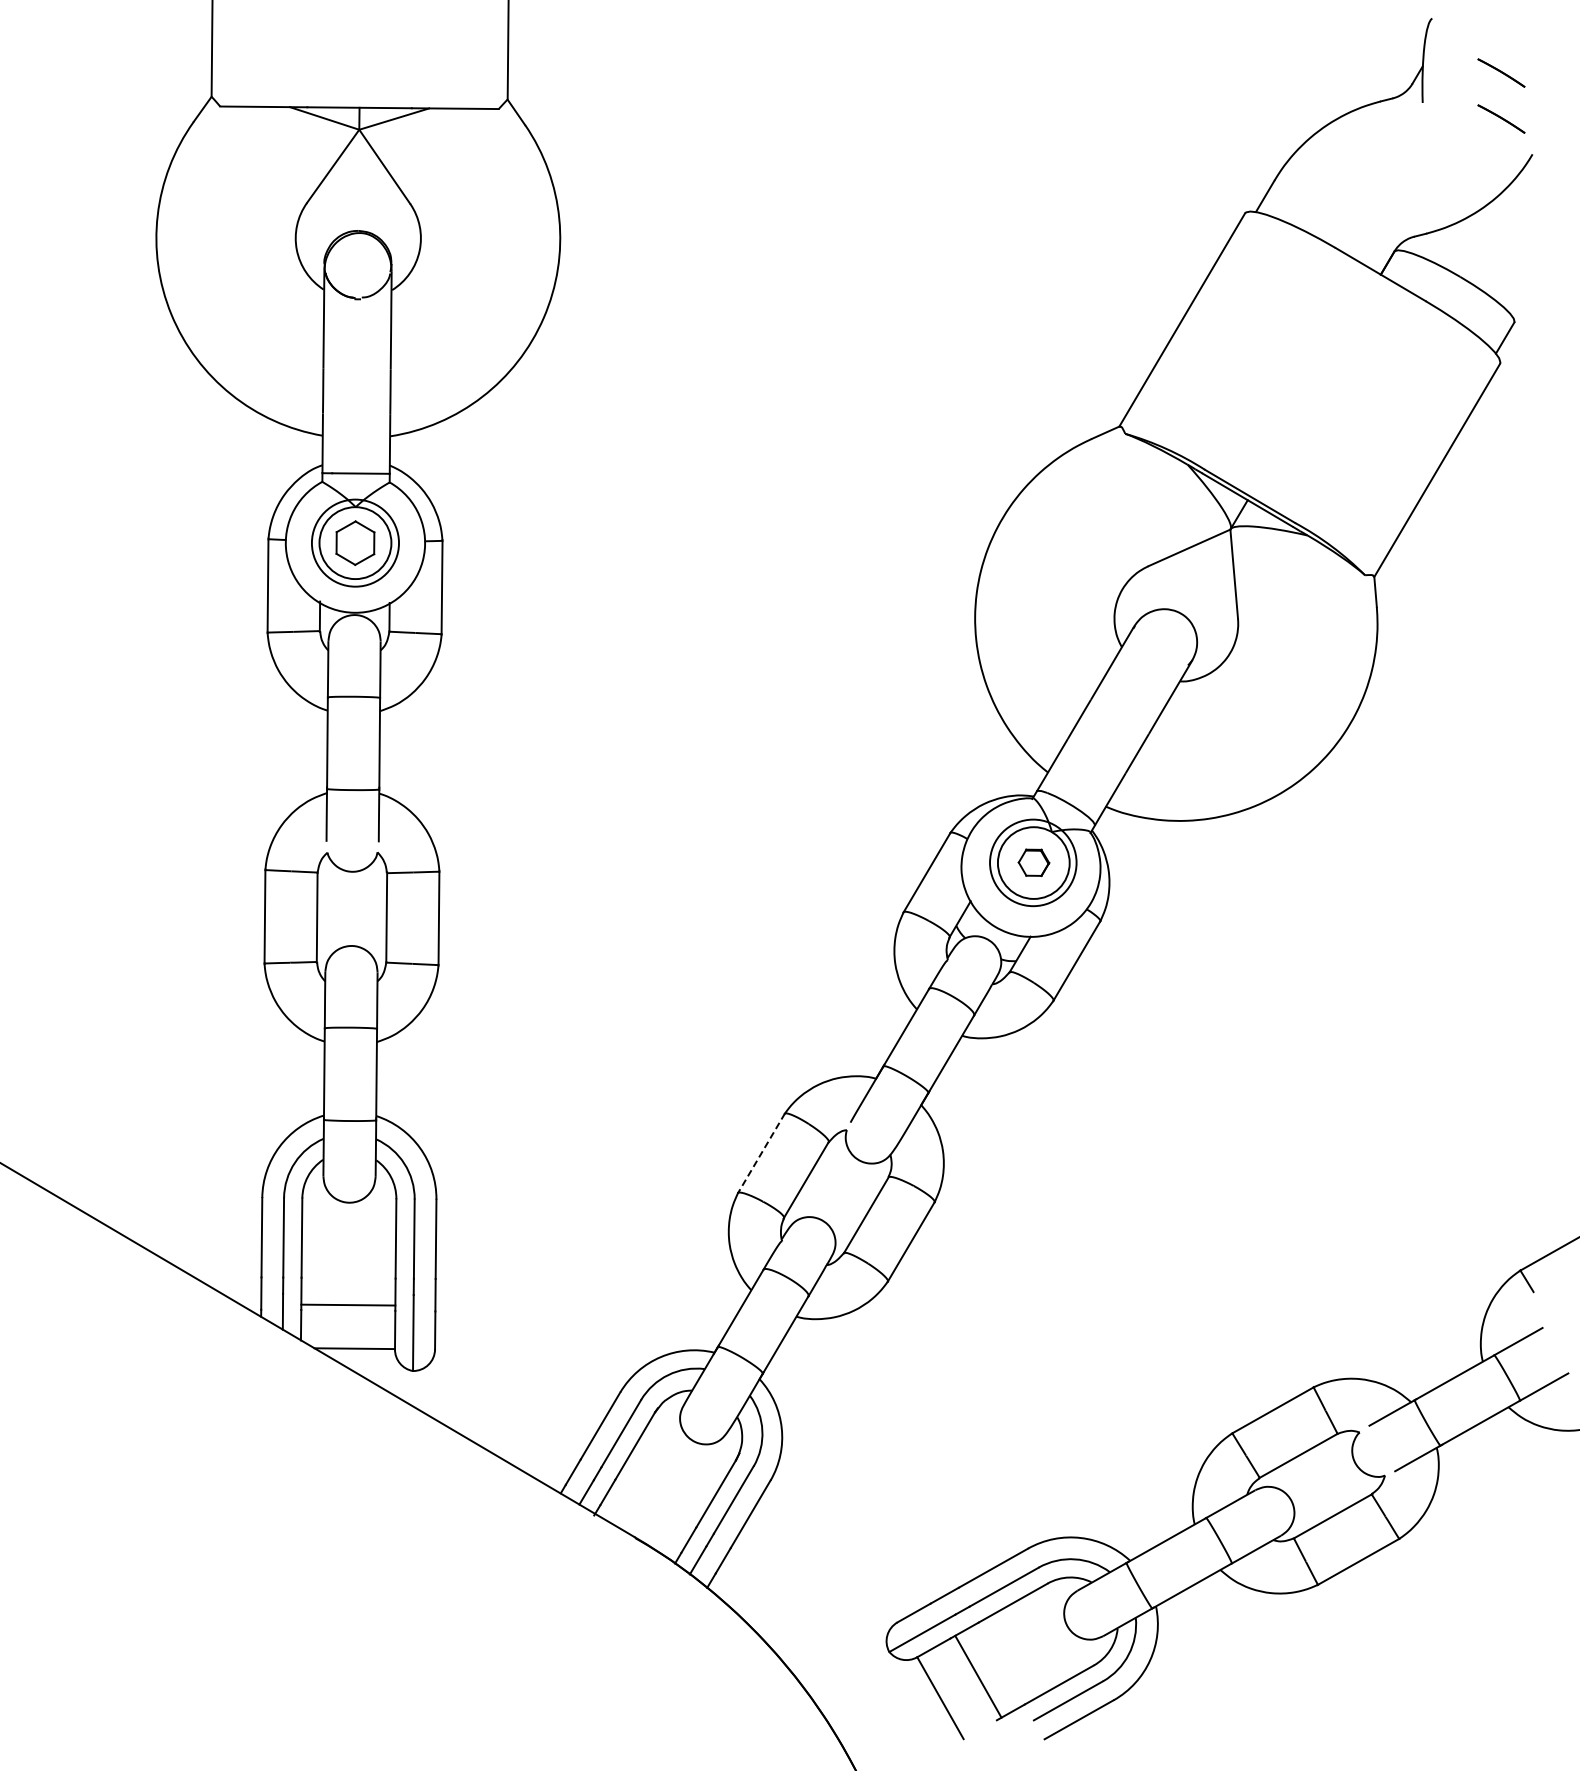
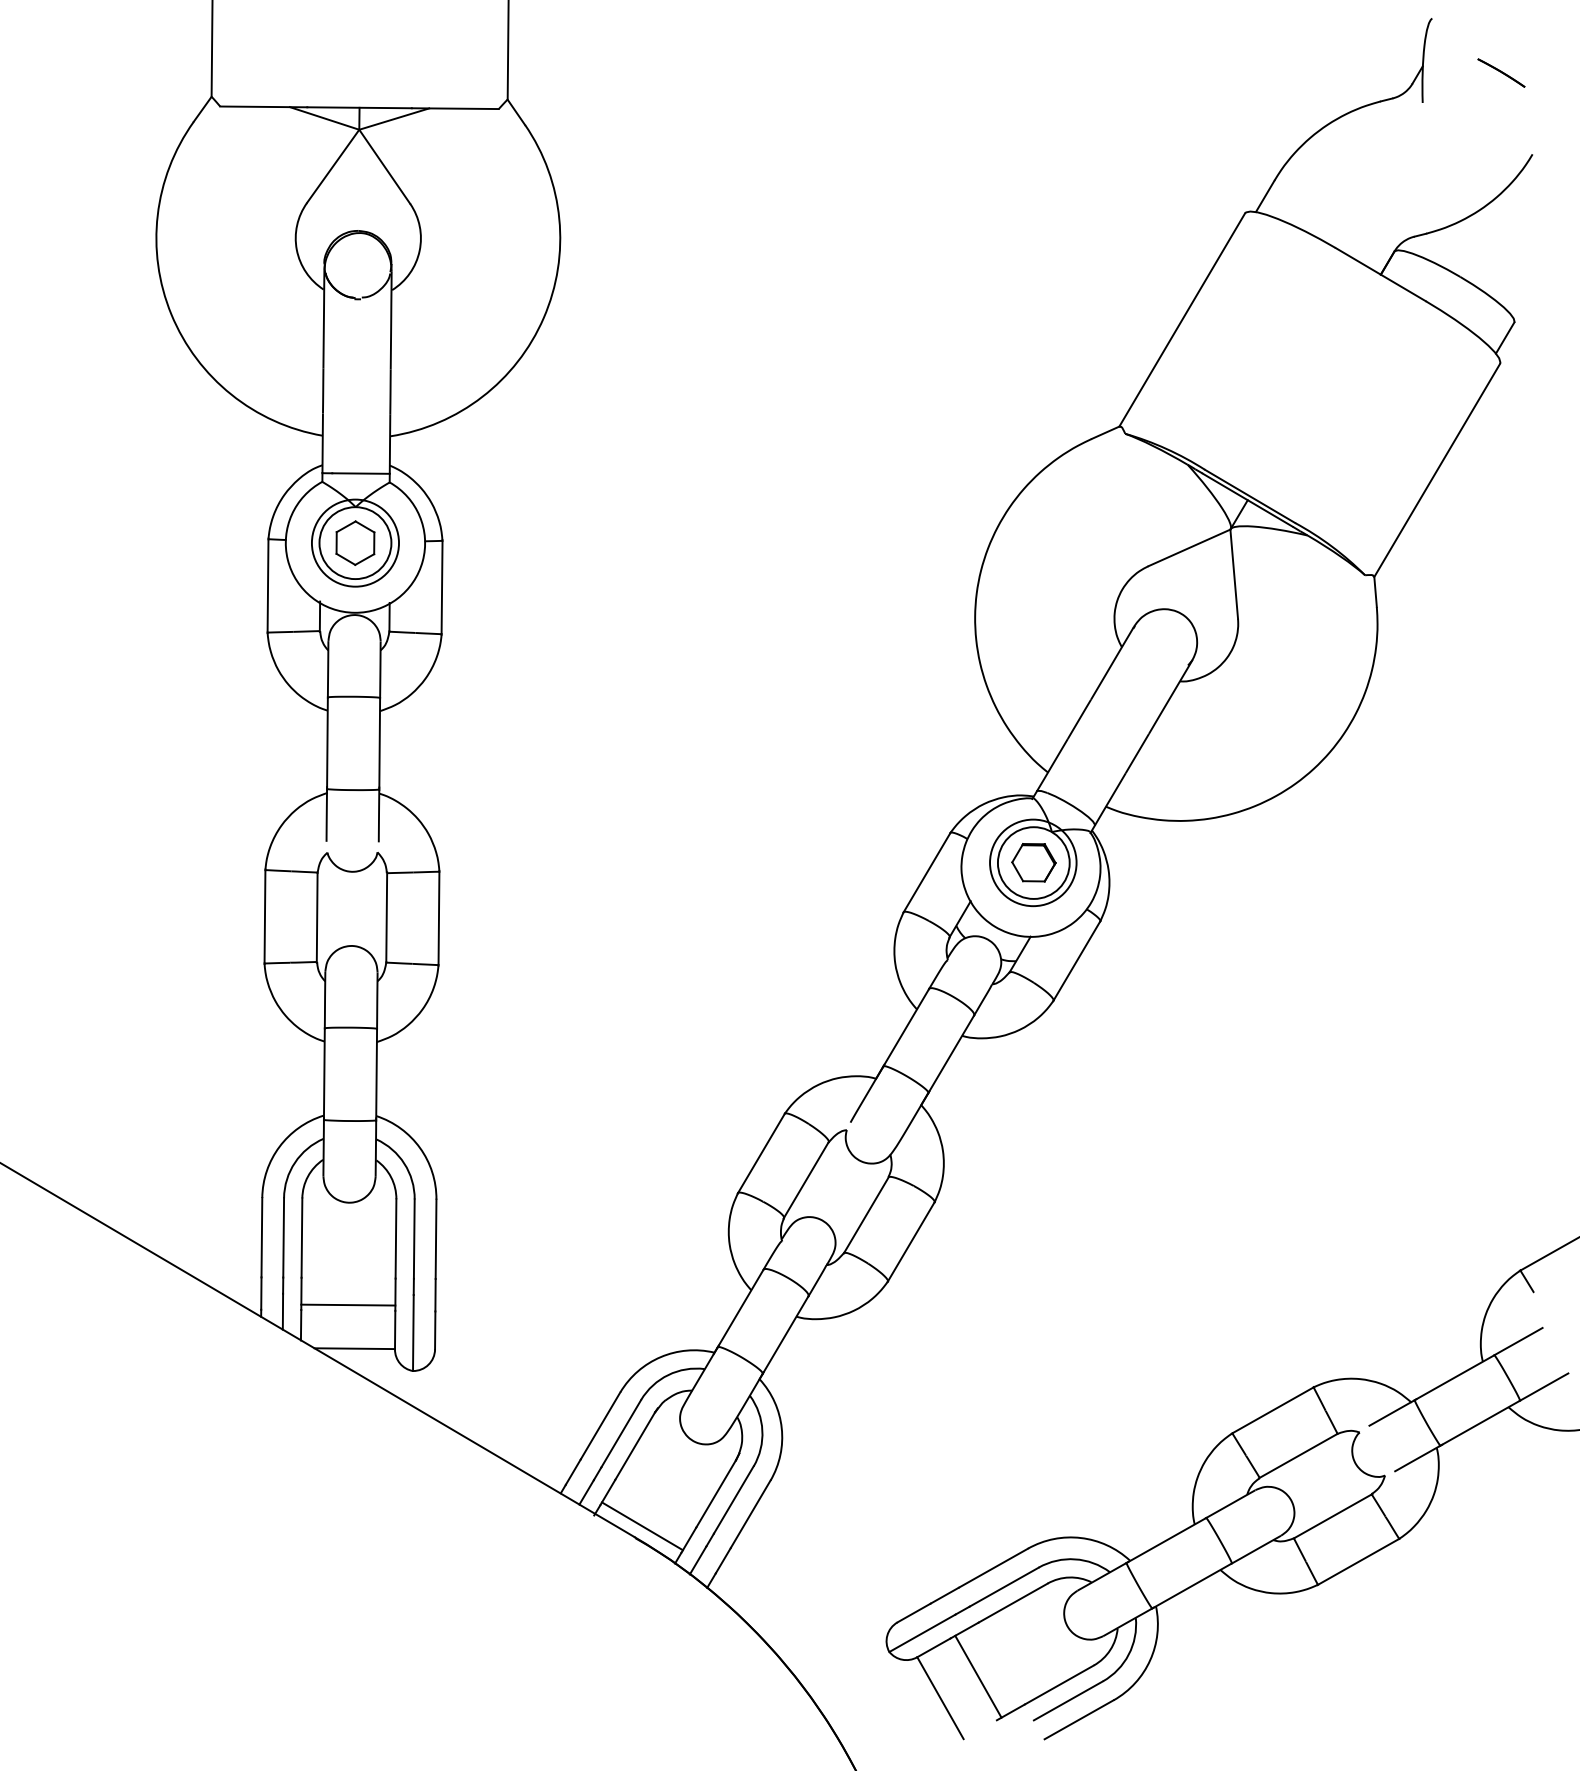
line: present -> none (1501, 118)
part size: 34x30 px -> 46x40 px (1033, 862)
line: dashed -> solid (761, 1153)
line: none -> present (641, 1526)
